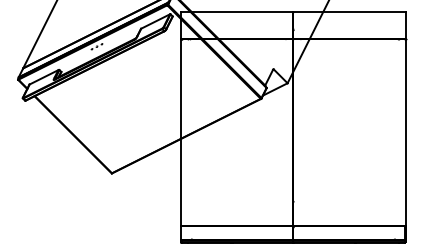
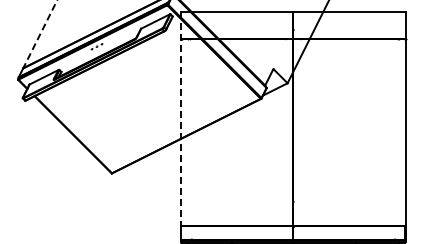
line: solid -> dashed (40, 34)
line: solid -> dashed (181, 119)
